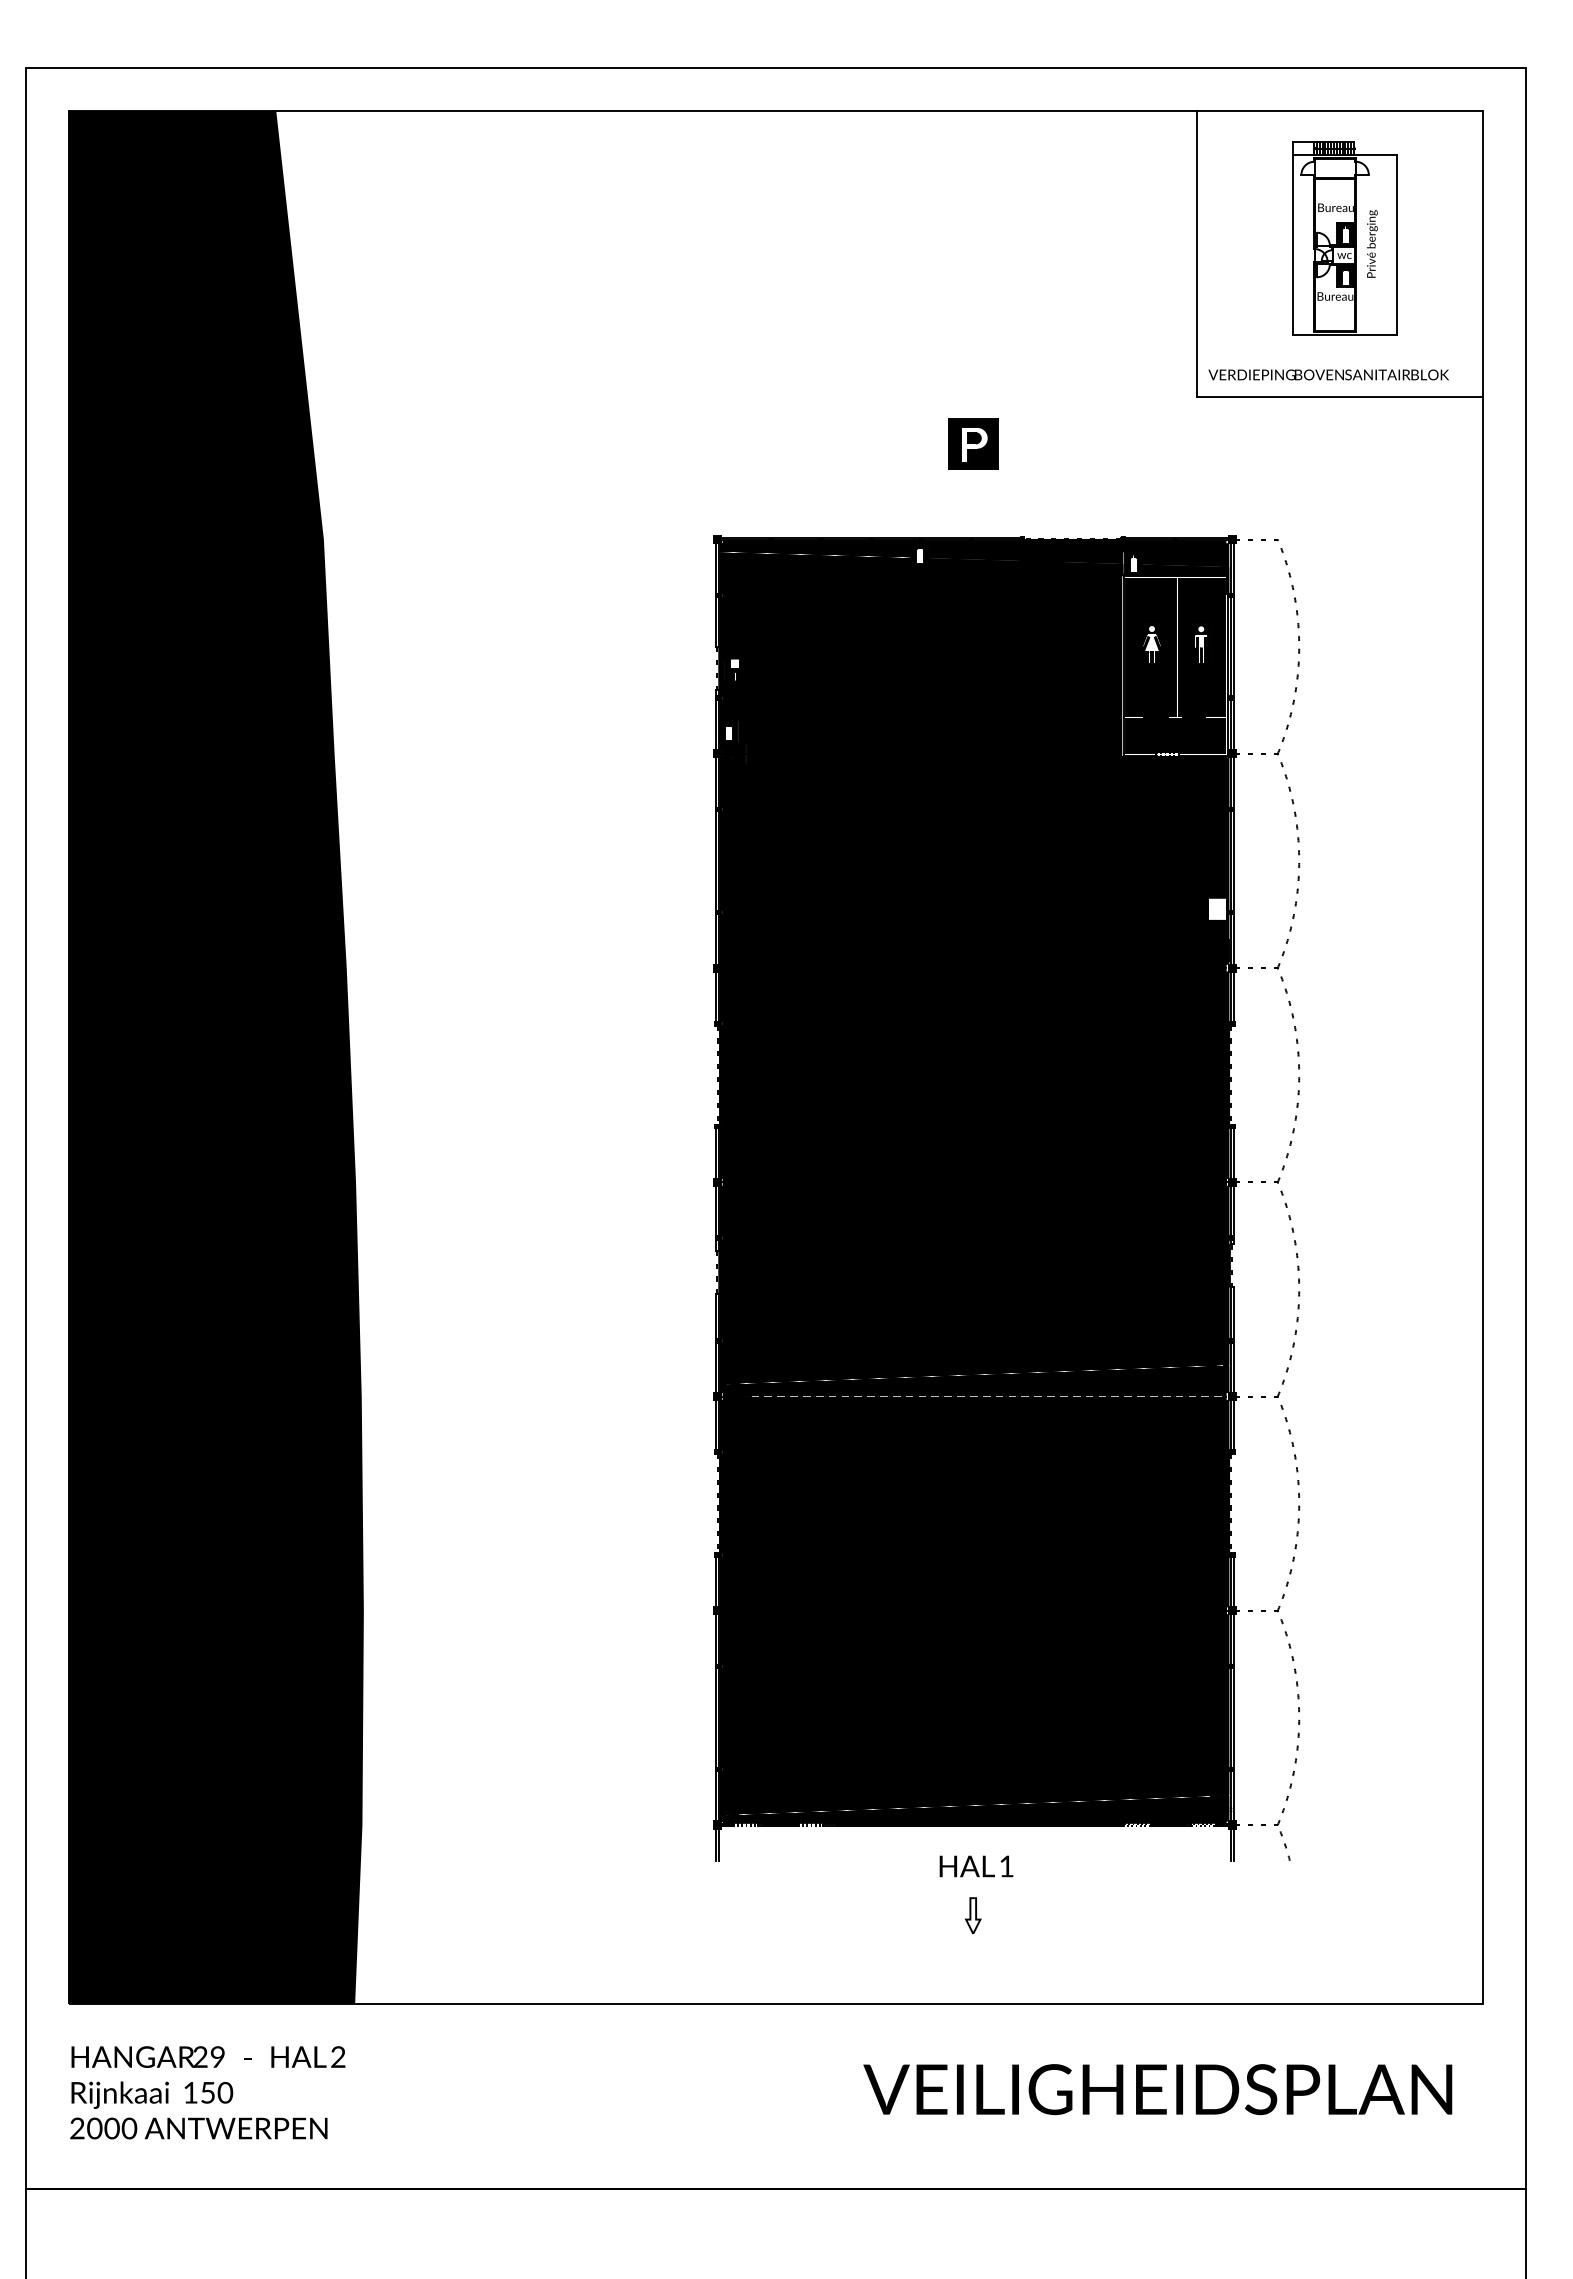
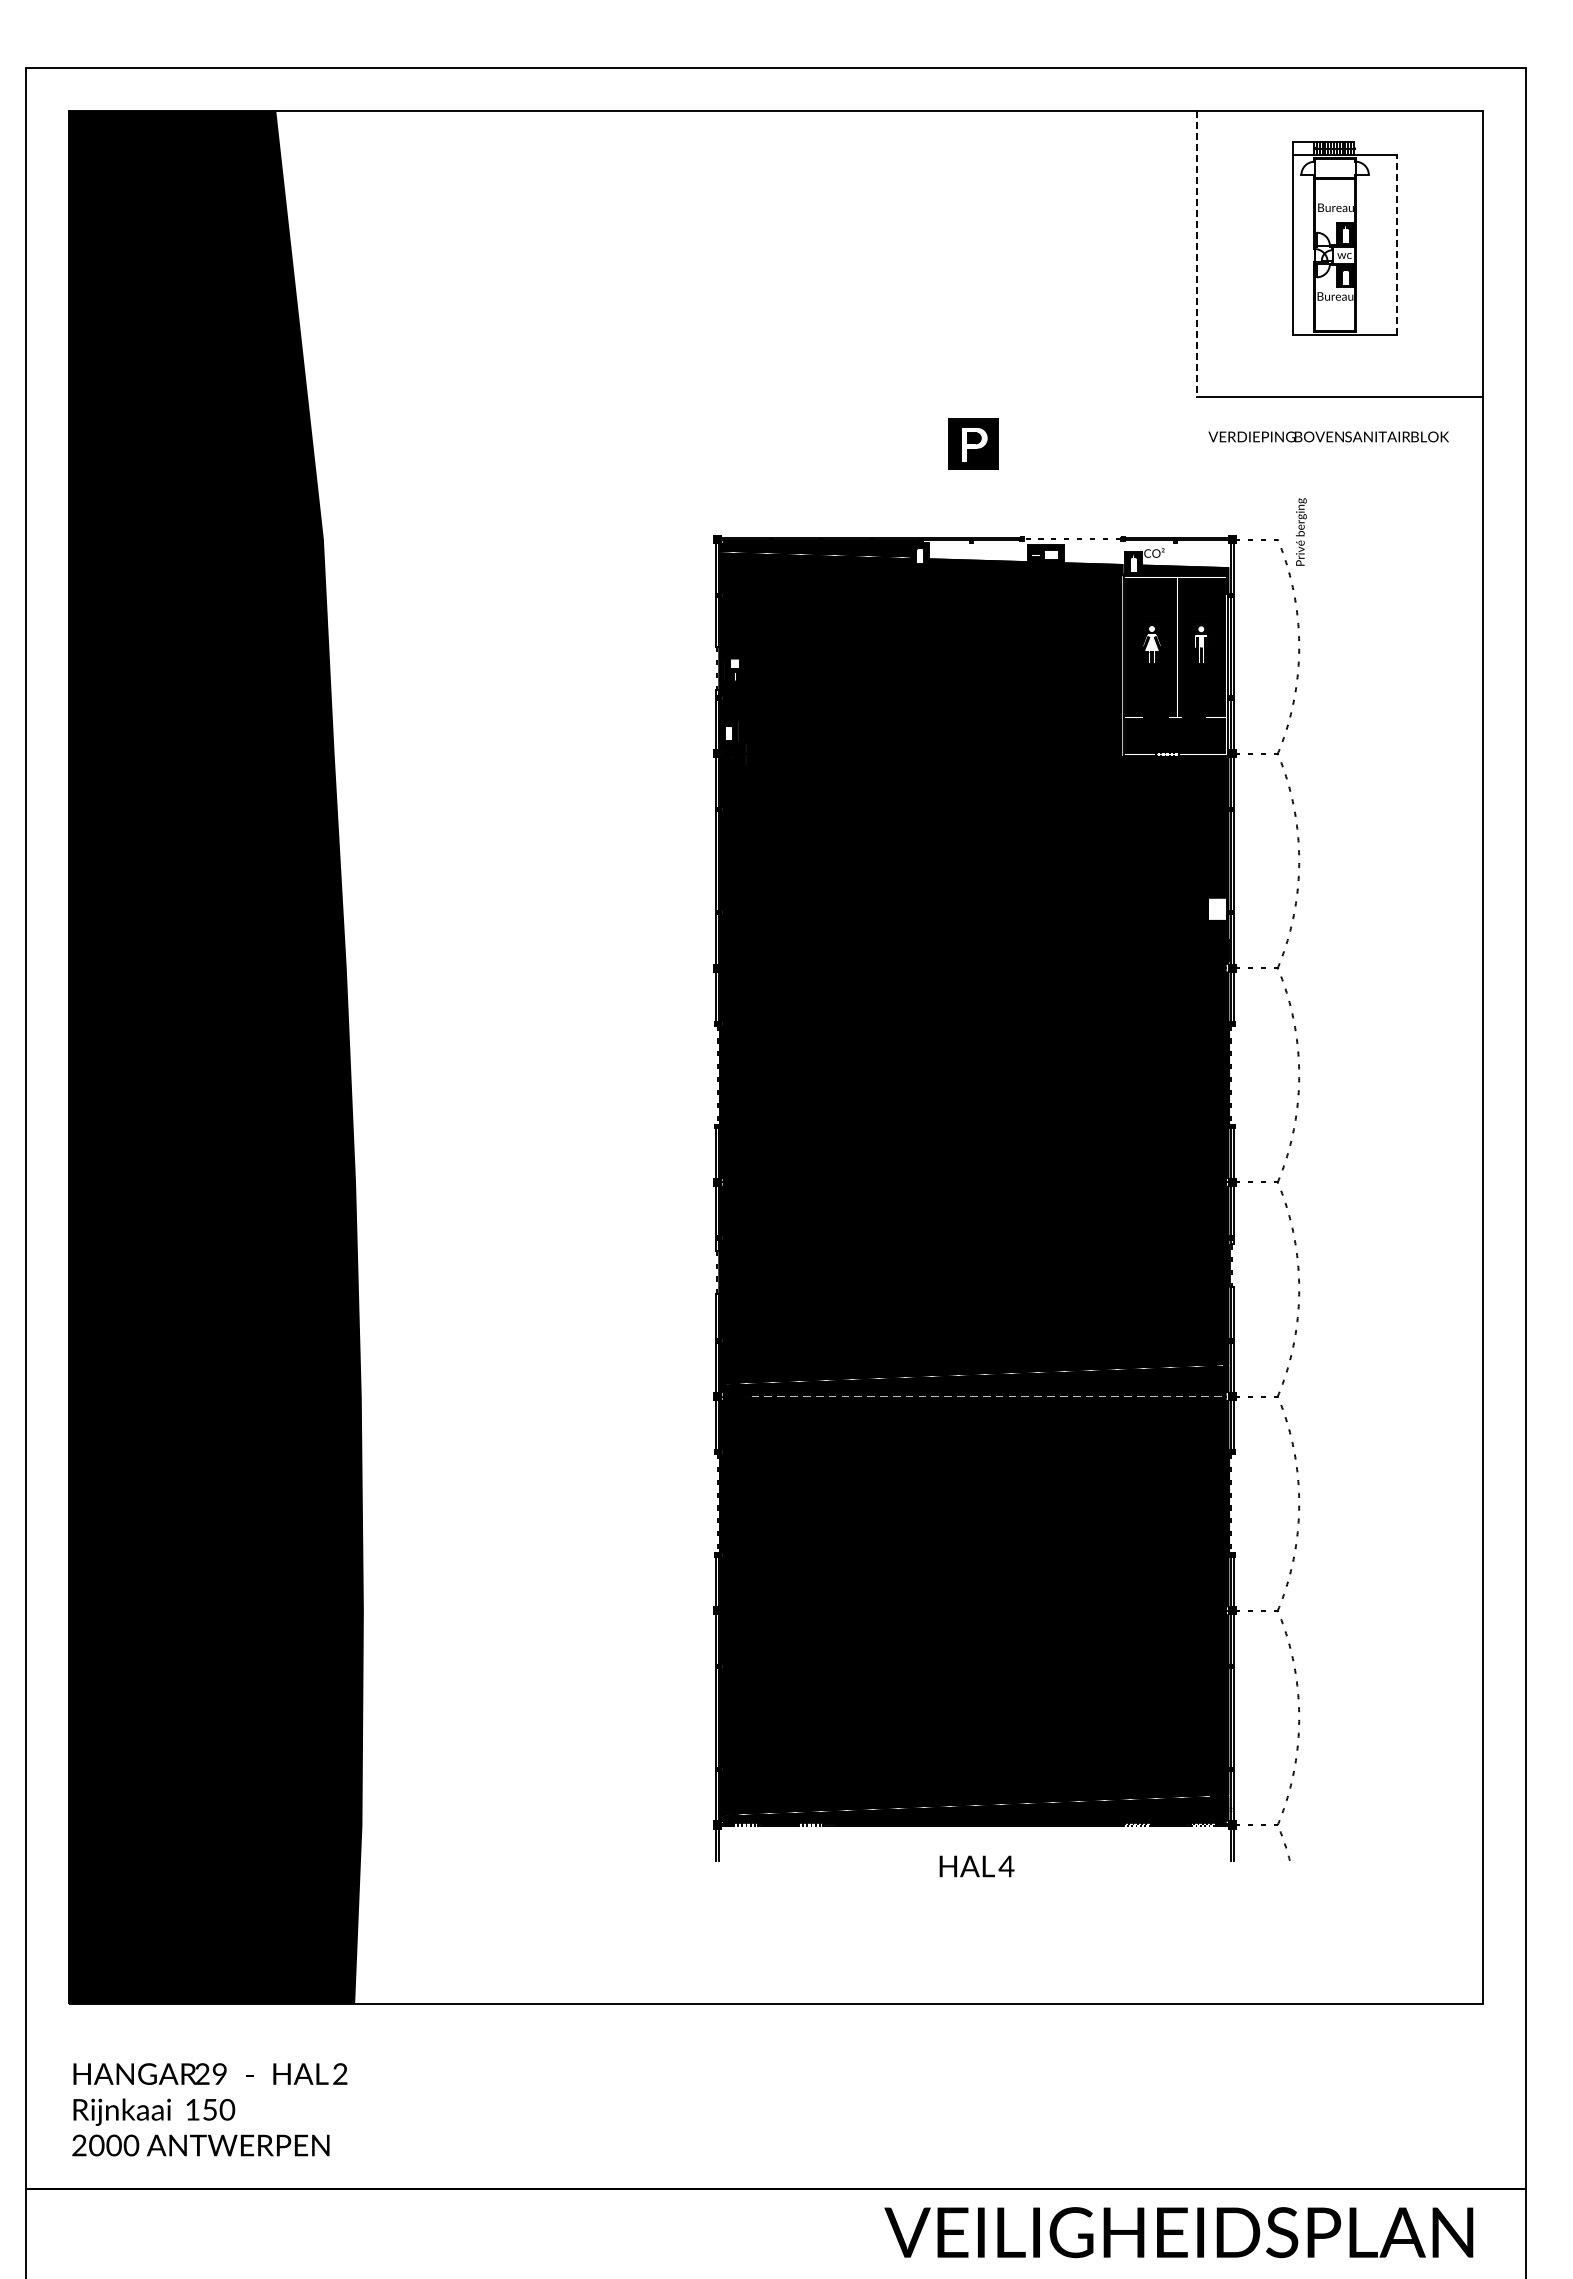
text position: (1372, 243) -> (1301, 531) (1301, 531)
line: solid -> dashed (1396, 244)
line: solid -> dashed (1197, 254)
text position: (1328, 374) -> (1328, 436) (1328, 436)
fill: present -> none (1075, 552)
text: 1 -> 4 (1006, 1866)
part: present -> none (972, 1915)
text position: (1157, 2089) -> (1178, 2232) (1178, 2232)
text position: (207, 2092) -> (209, 2109) (209, 2109)
